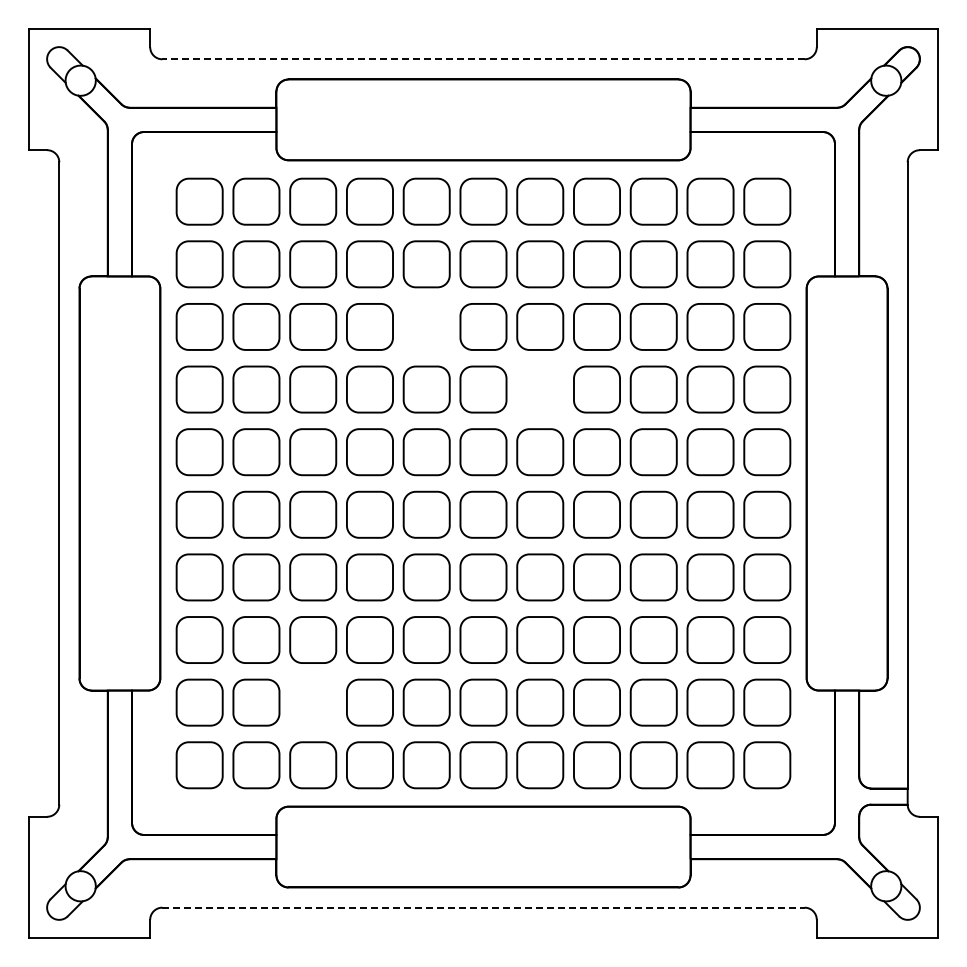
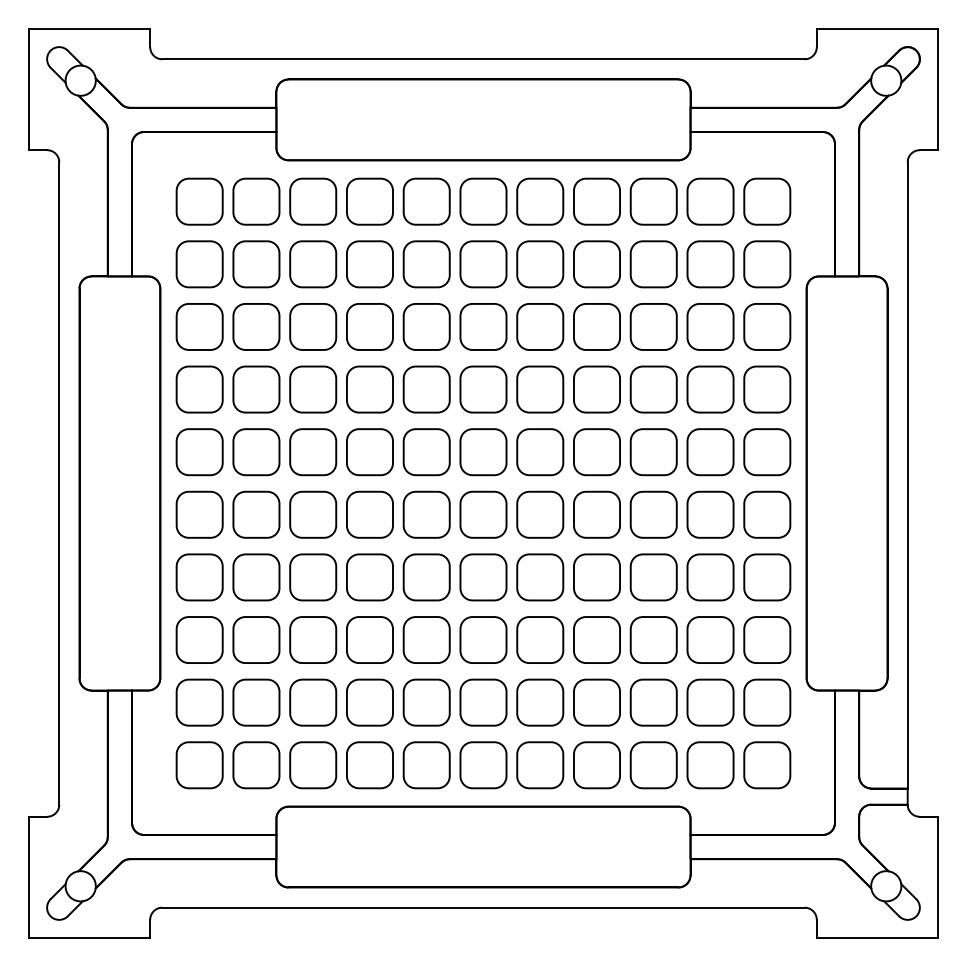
line: dashed -> solid (483, 59)
part: none -> present (426, 326)
part: none -> present (540, 389)
part: none -> present (313, 702)
line: dashed -> solid (483, 907)
